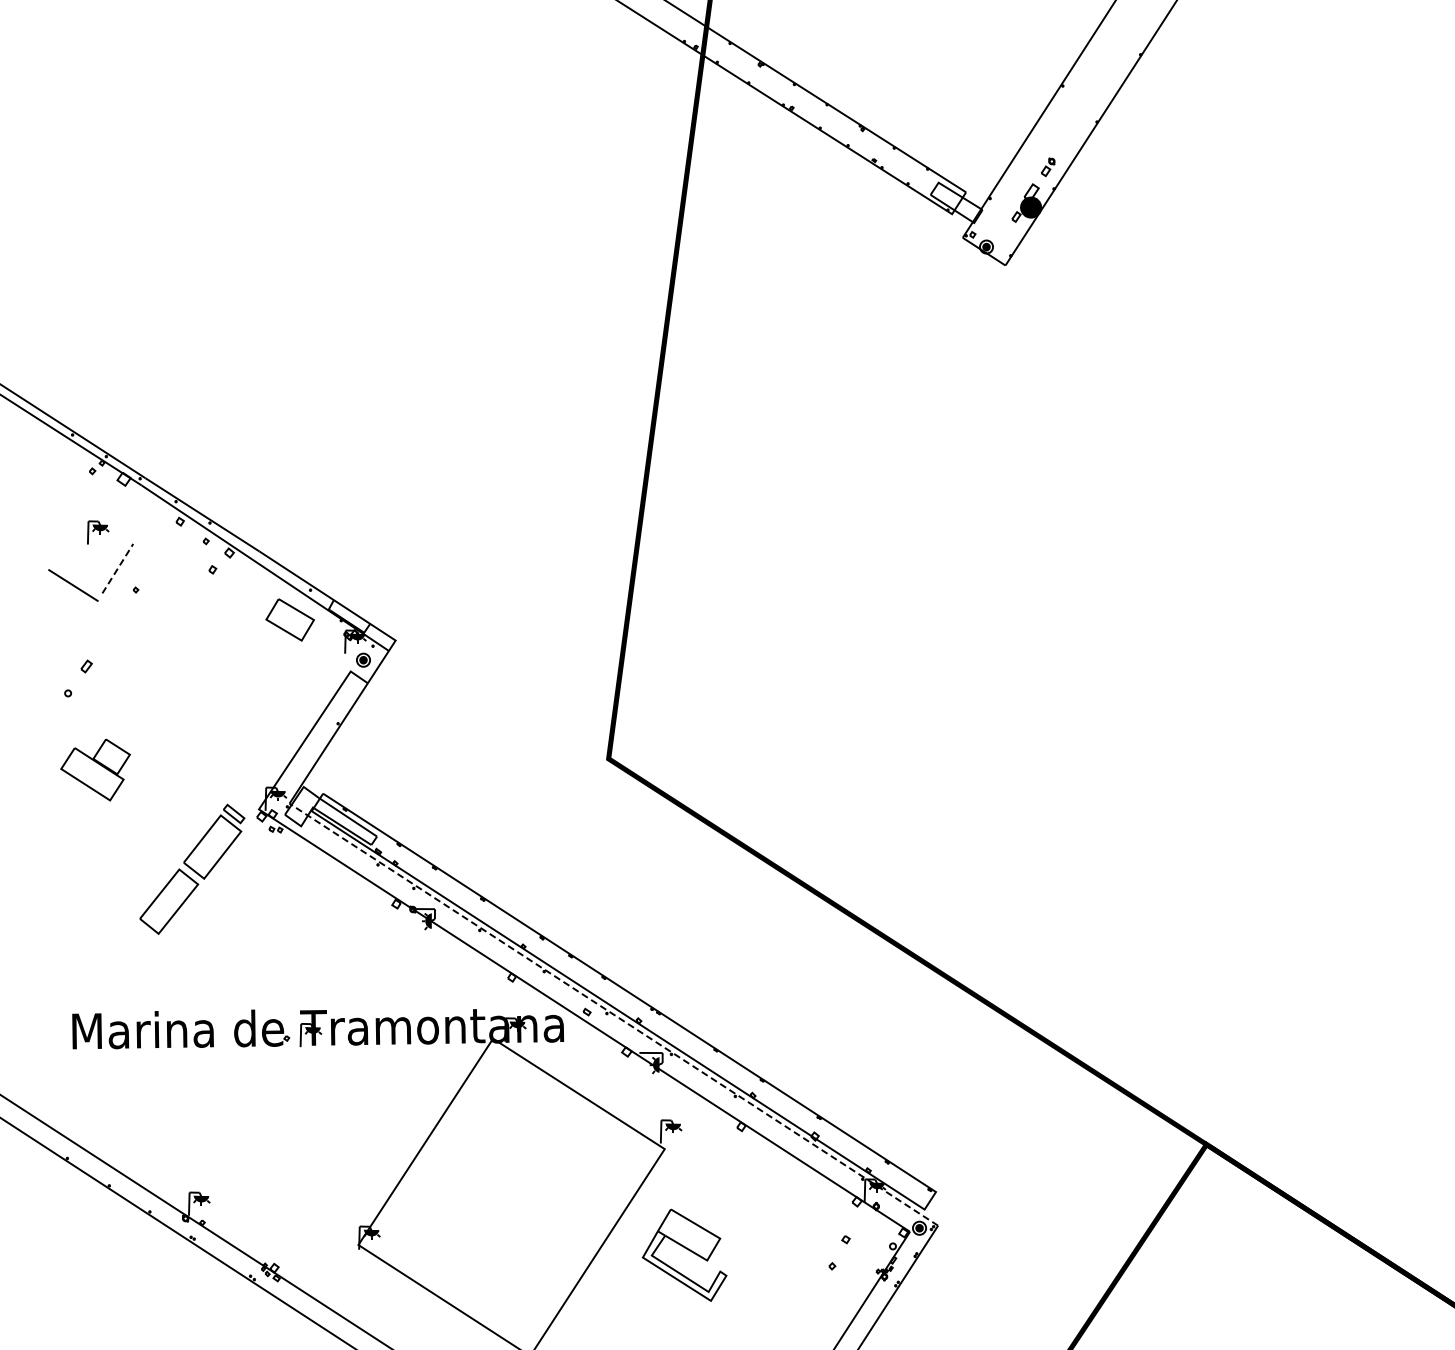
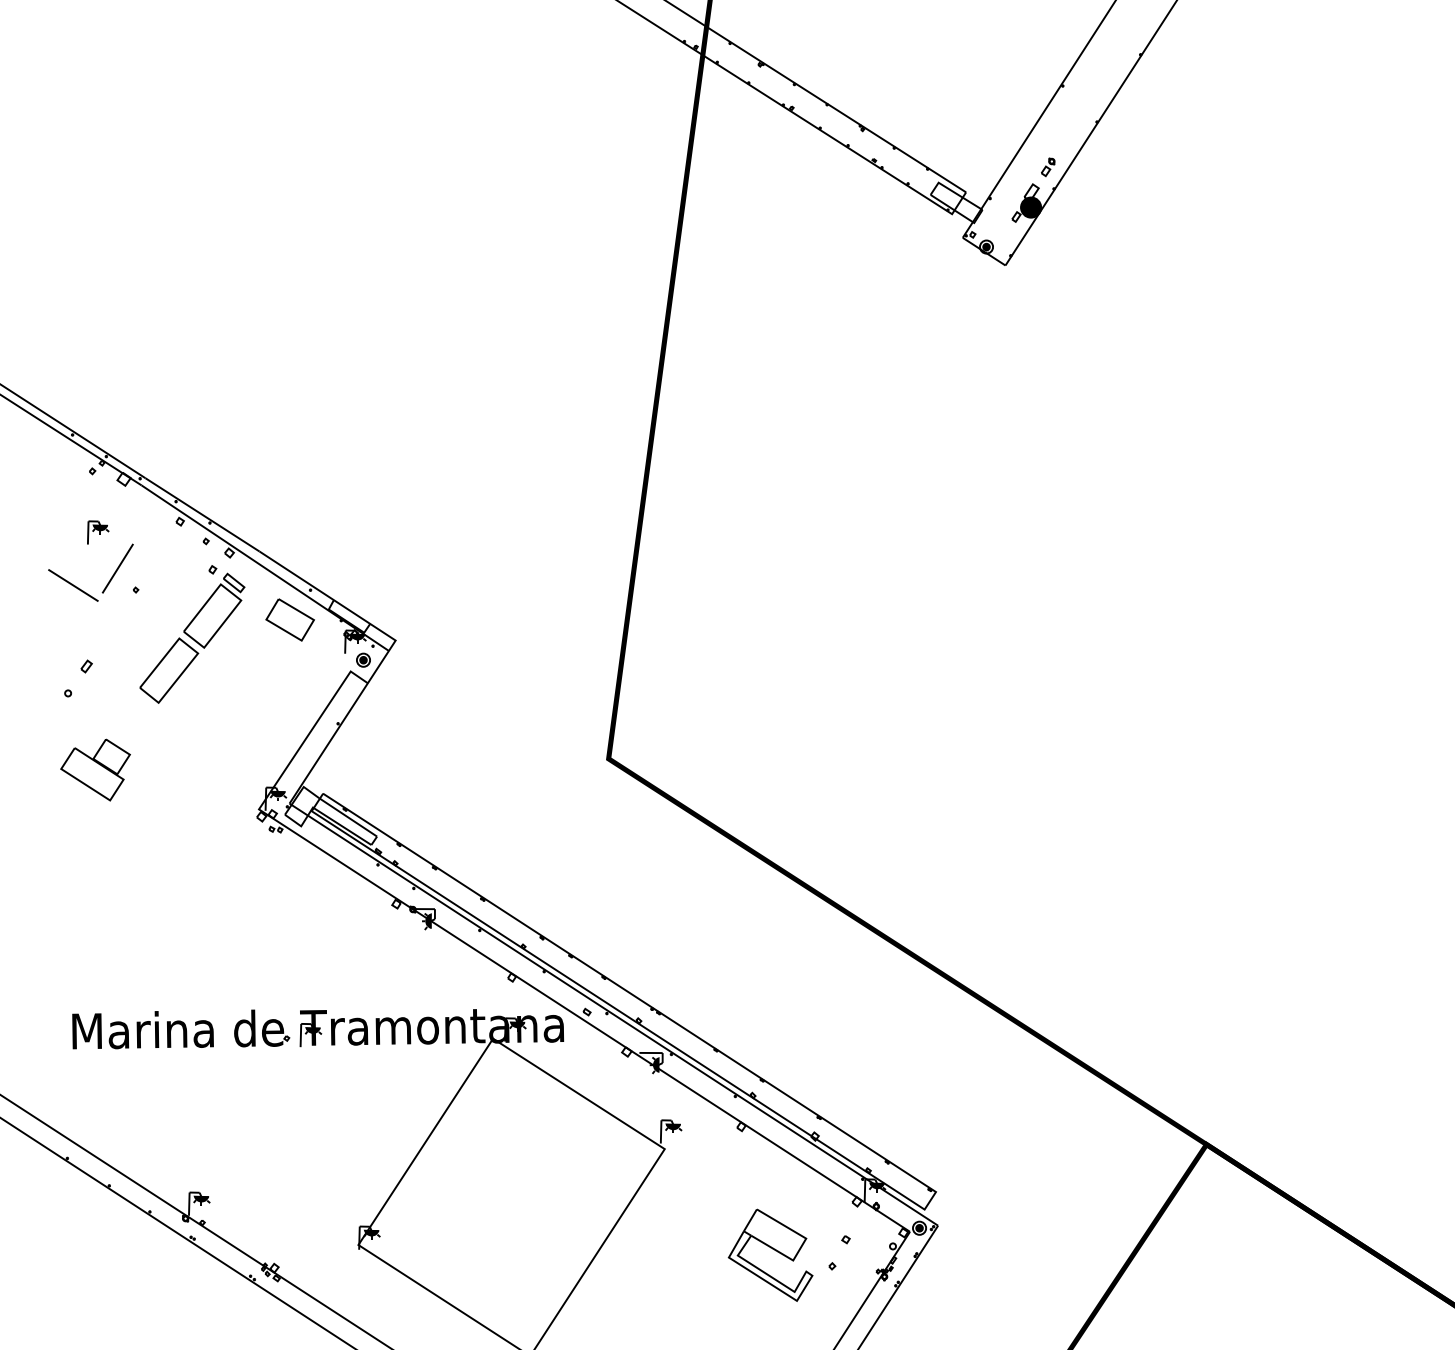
line: dashed -> solid (118, 568)
part position: (192, 868) -> (192, 637) (192, 637)
line: dashed -> solid (613, 1014)
part position: (684, 1254) -> (770, 1254) (770, 1254)
